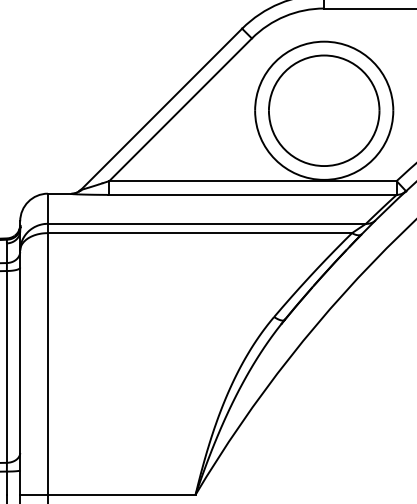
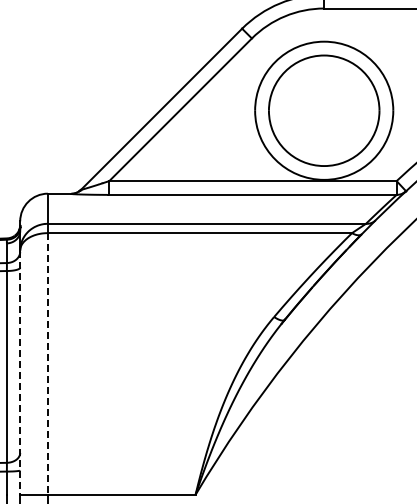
line: solid -> dashed (47, 364)
line: solid -> dashed (20, 373)
